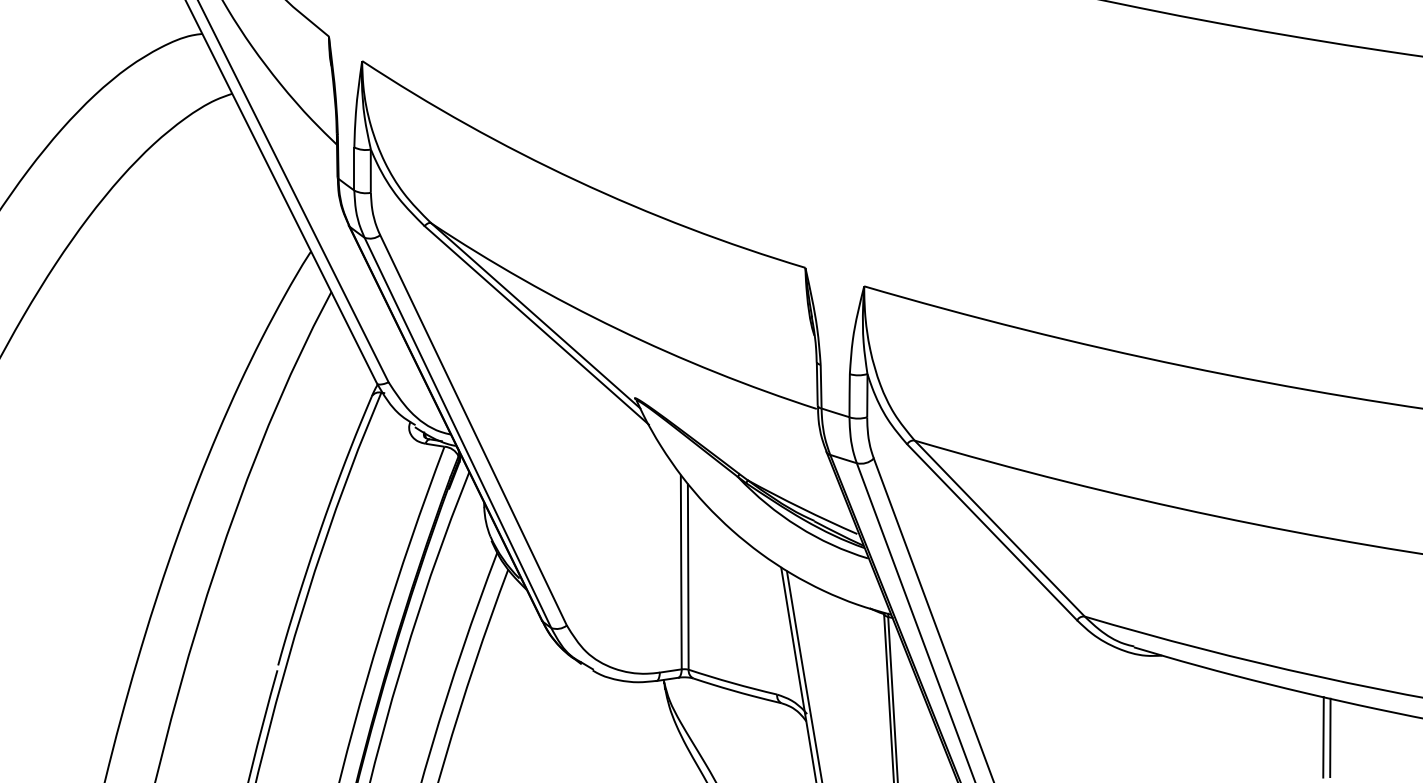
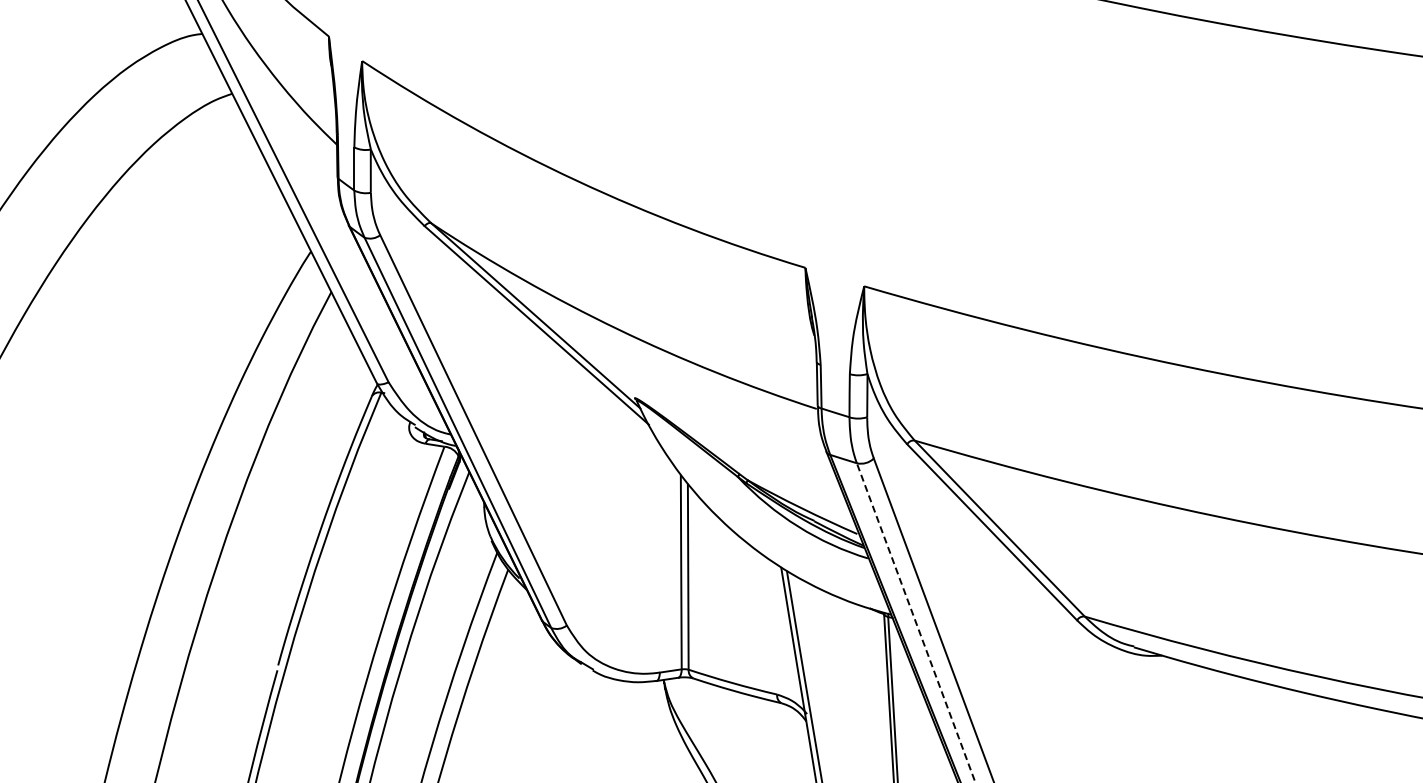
line: solid -> dashed (916, 623)
line: present -> none (1323, 737)
line: present -> none (1330, 737)
